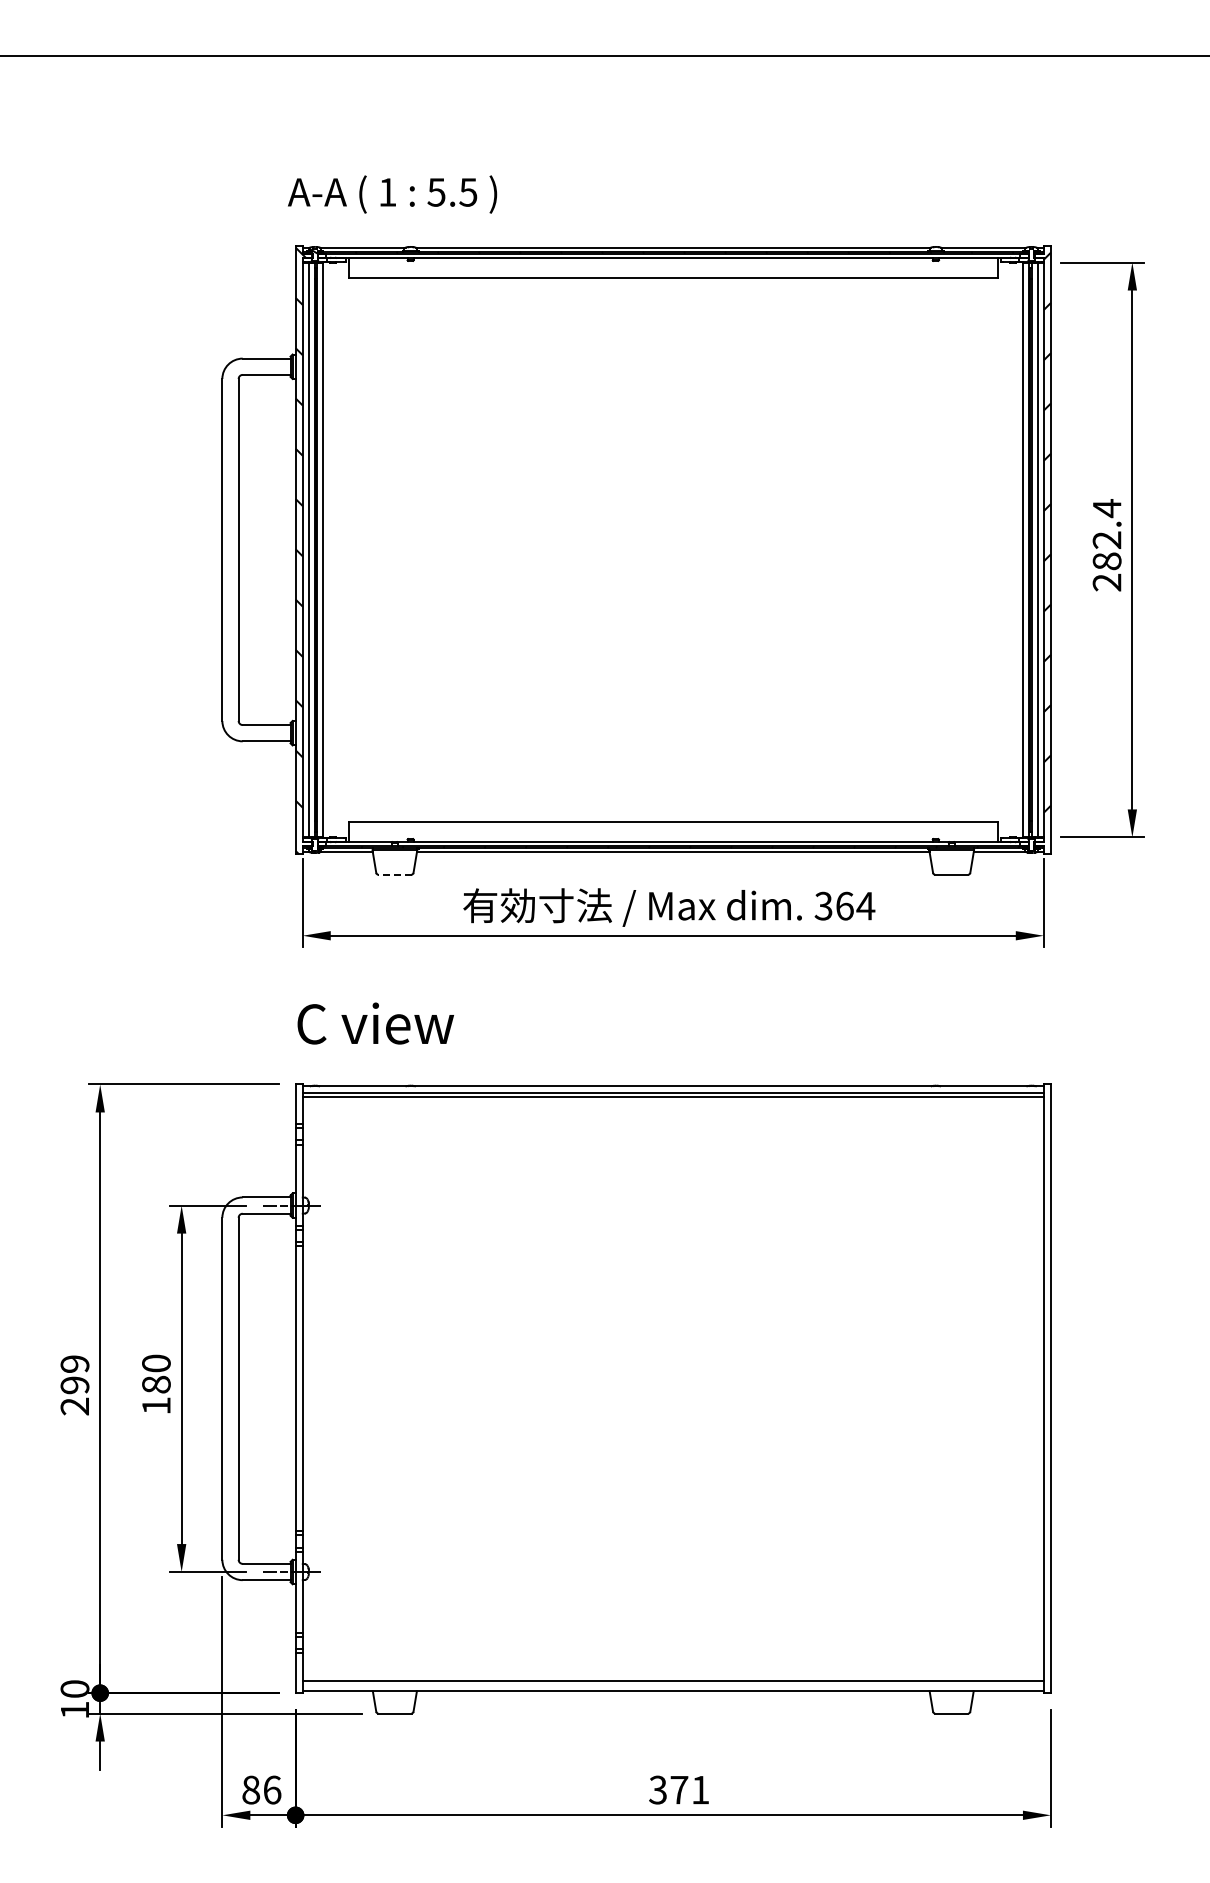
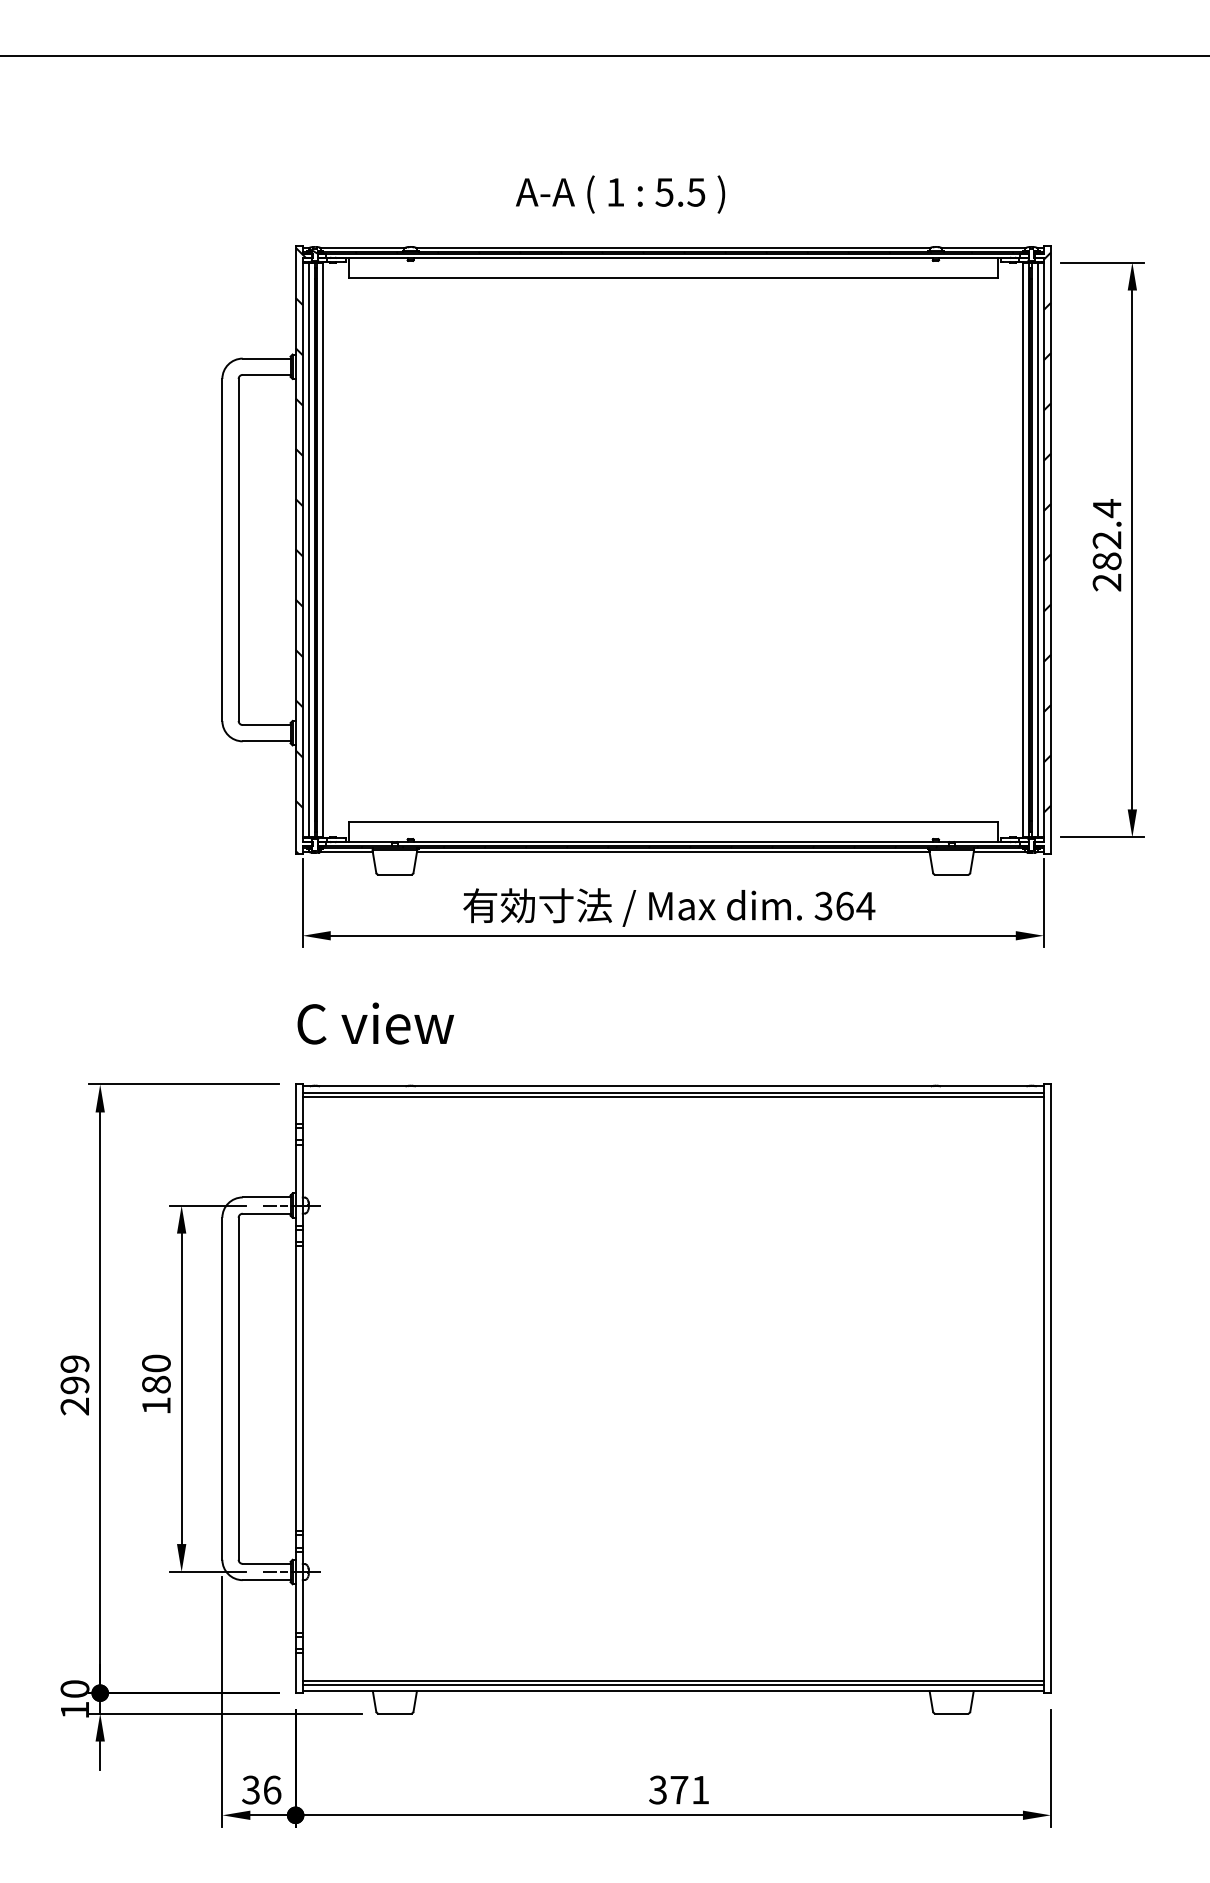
text position: (392, 194) -> (620, 194) (620, 194)
line: dashed -> solid (394, 874)
line: none -> present (672, 1685)
text: 86 -> 36 (251, 1789)
